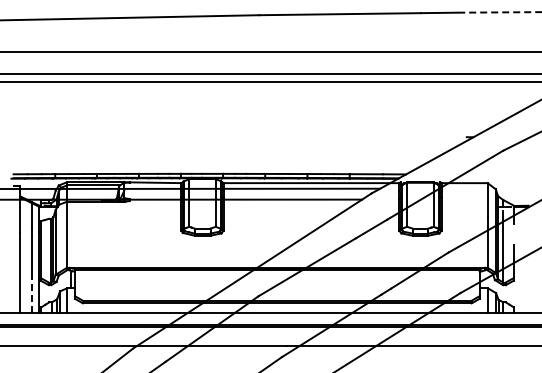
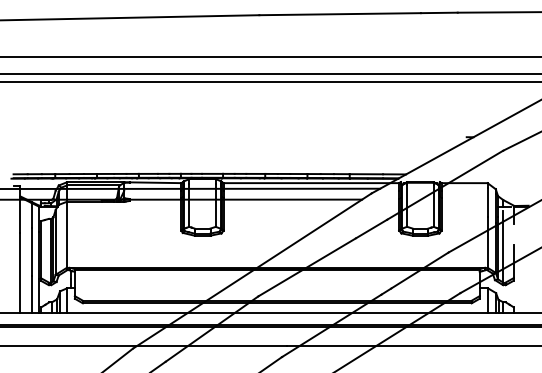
line: dashed -> solid (499, 12)
line position: (270, 52) -> (270, 57) (270, 57)
line: dashed -> solid (31, 294)
